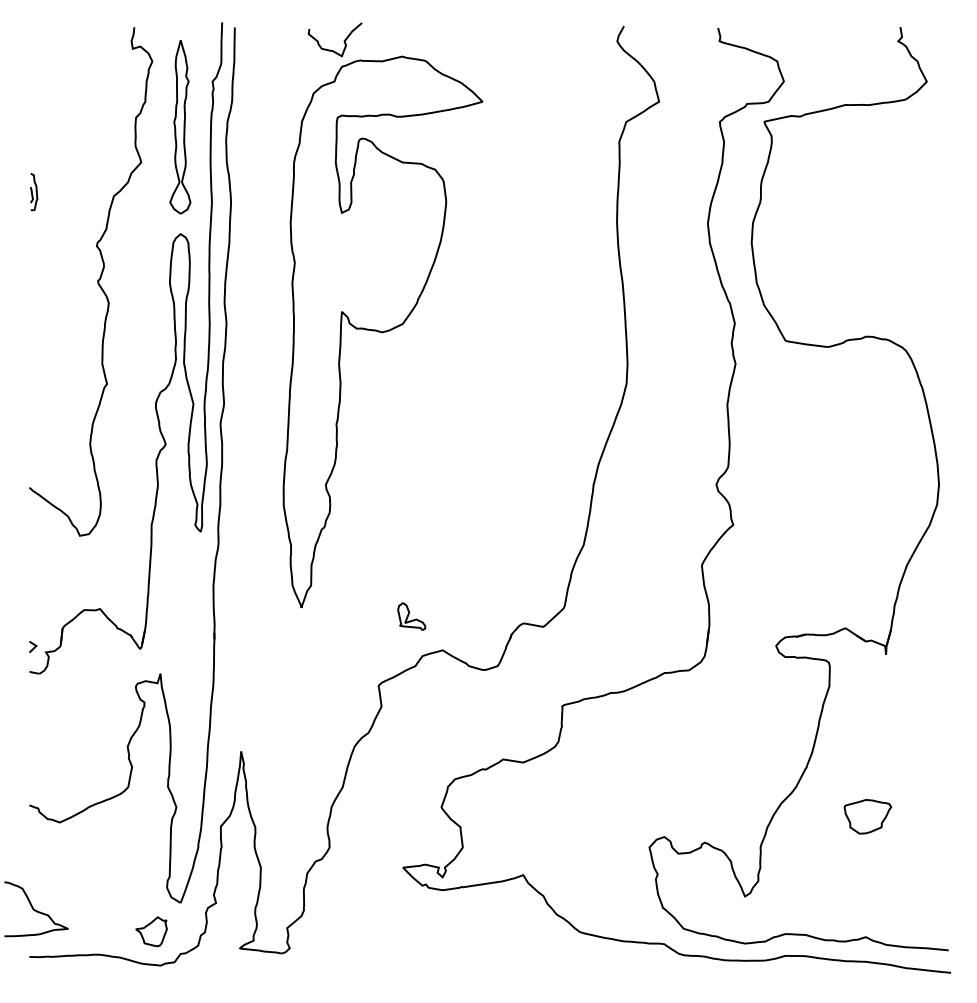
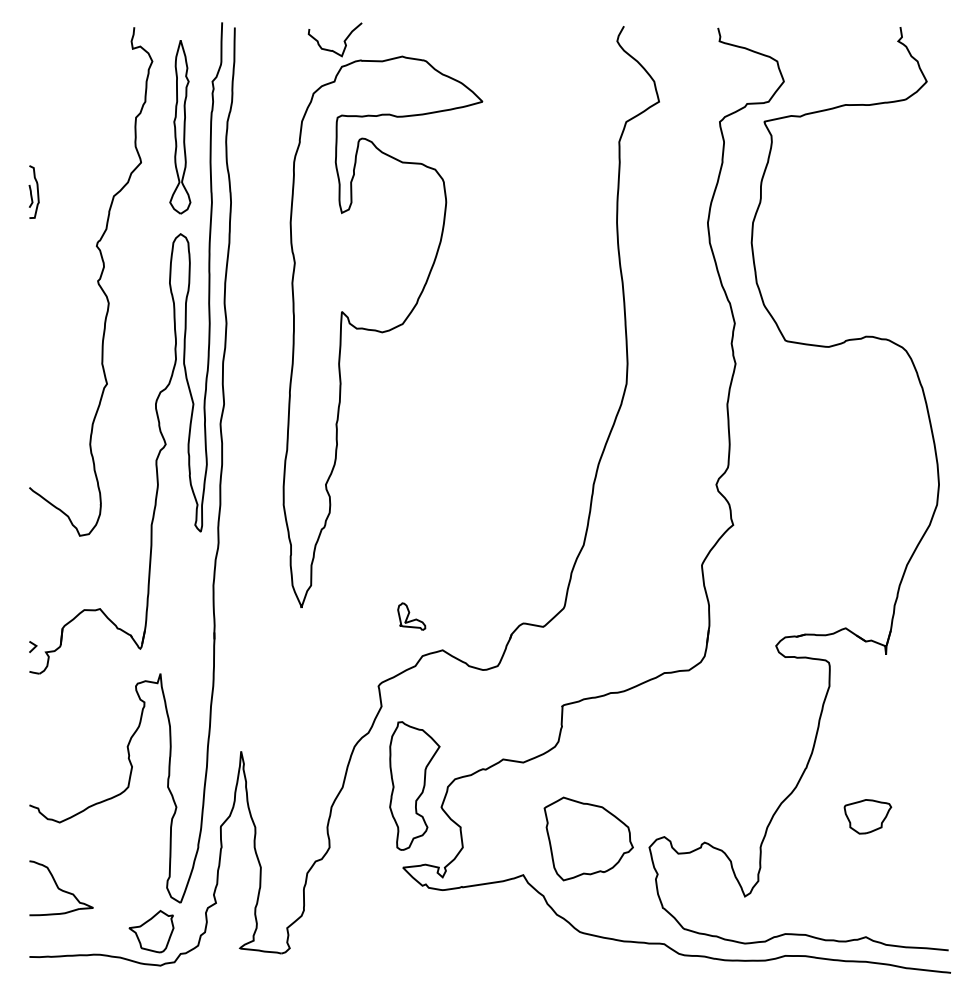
part size: 9x39 px -> 12x54 px (33, 191)
part: none -> present (414, 785)
part: none -> present (588, 838)
part position: (36, 909) -> (61, 888) (61, 888)
part size: 33x32 px -> 47x44 px (151, 931)
